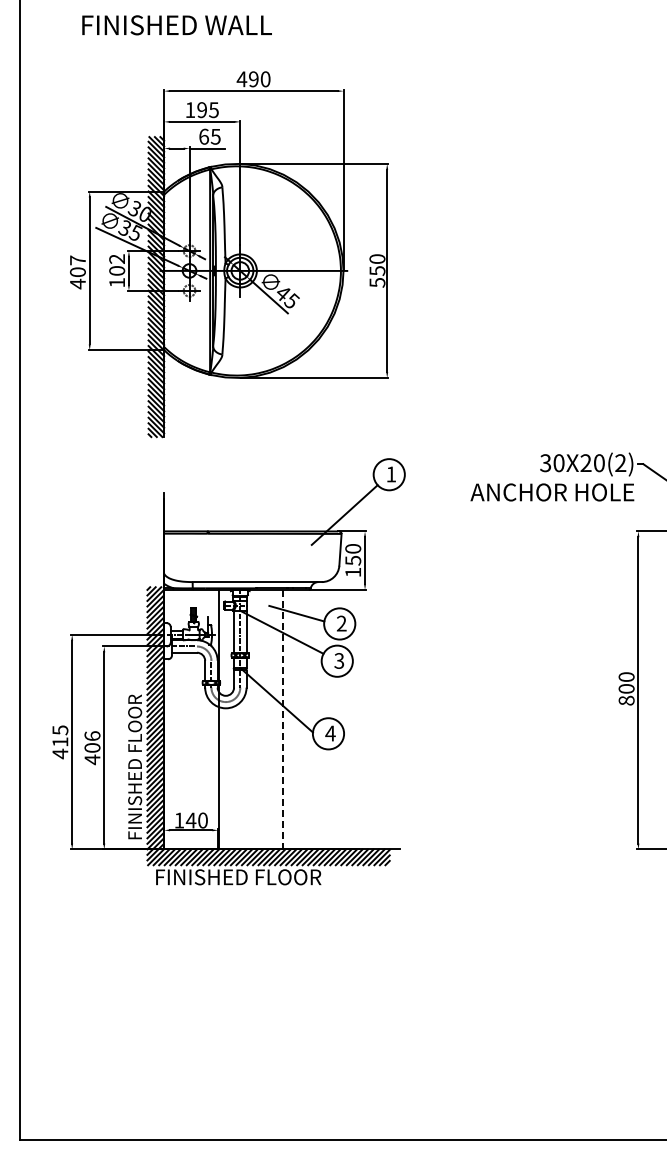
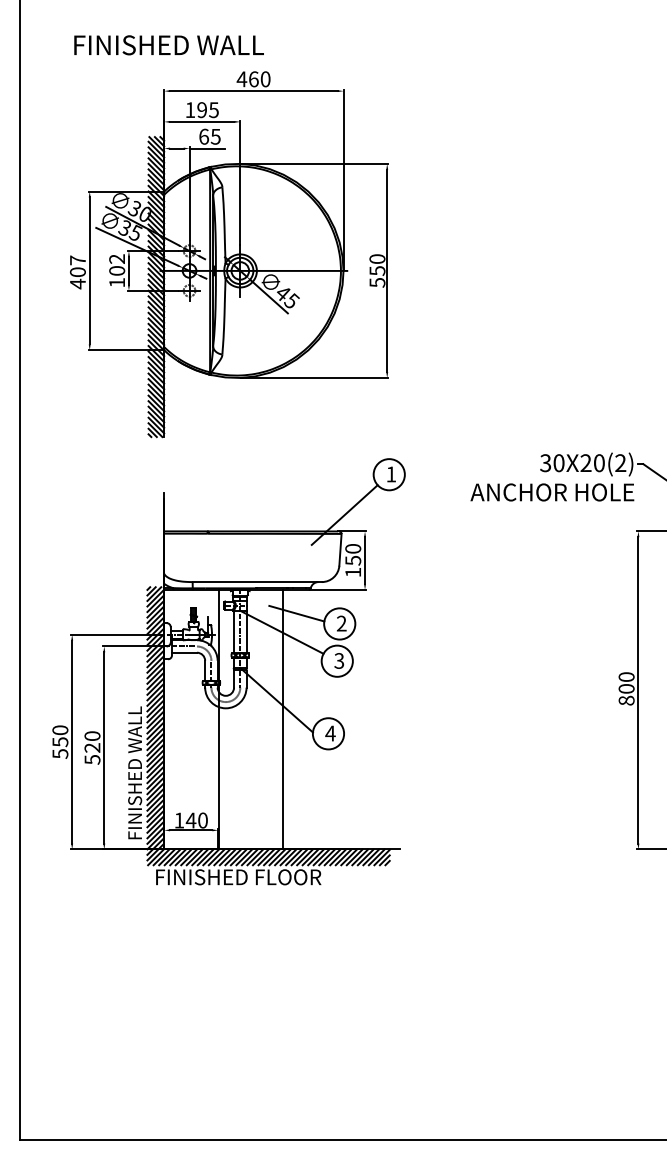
text position: (176, 25) -> (168, 45) (168, 45)
text: 490 -> 460 (253, 79)
line: dashed -> solid (283, 719)
text: FINISHED FLOOR -> FINISHED WALL (135, 723)
text: 415 -> 550 (60, 742)
text: 406 -> 520 (92, 748)
